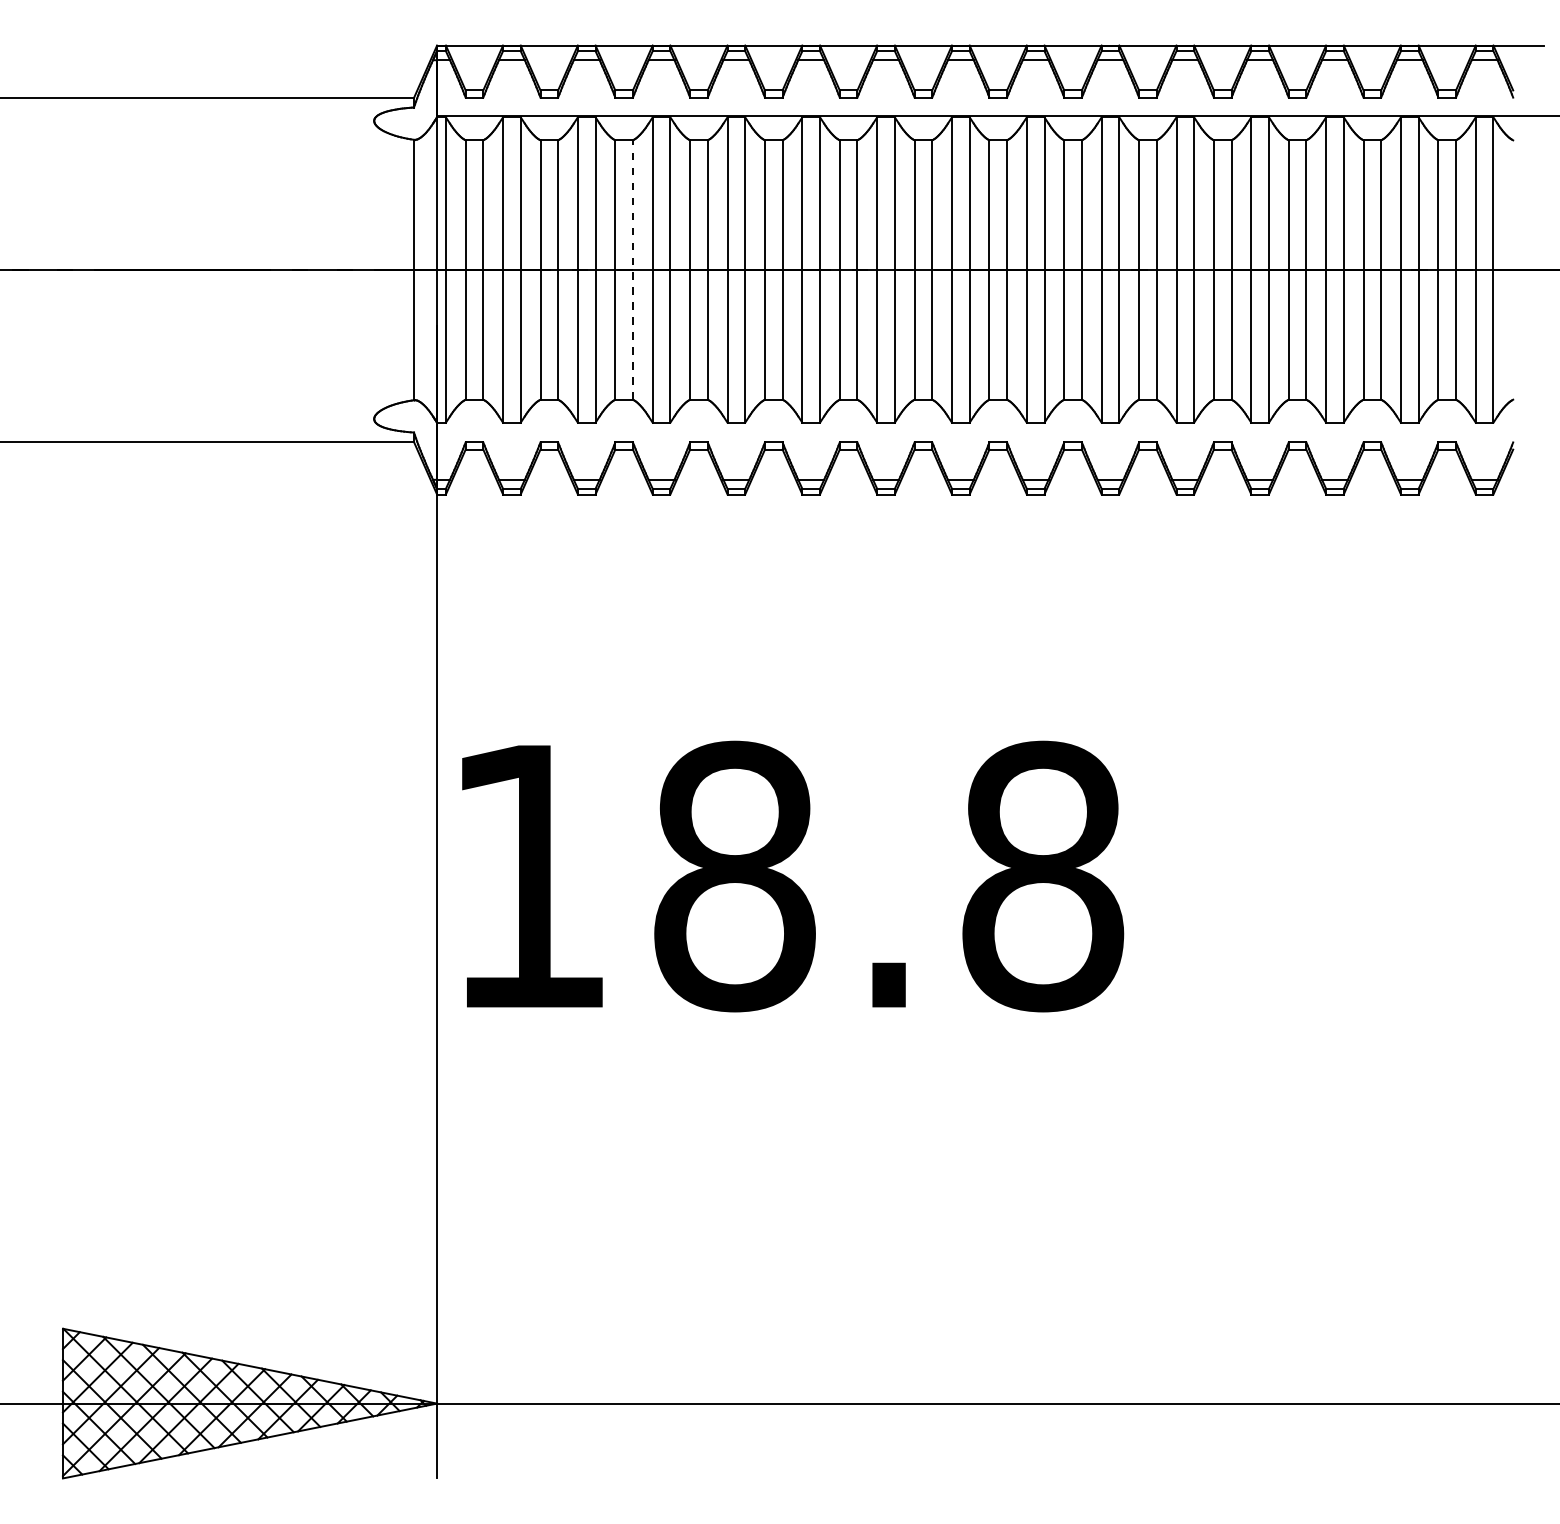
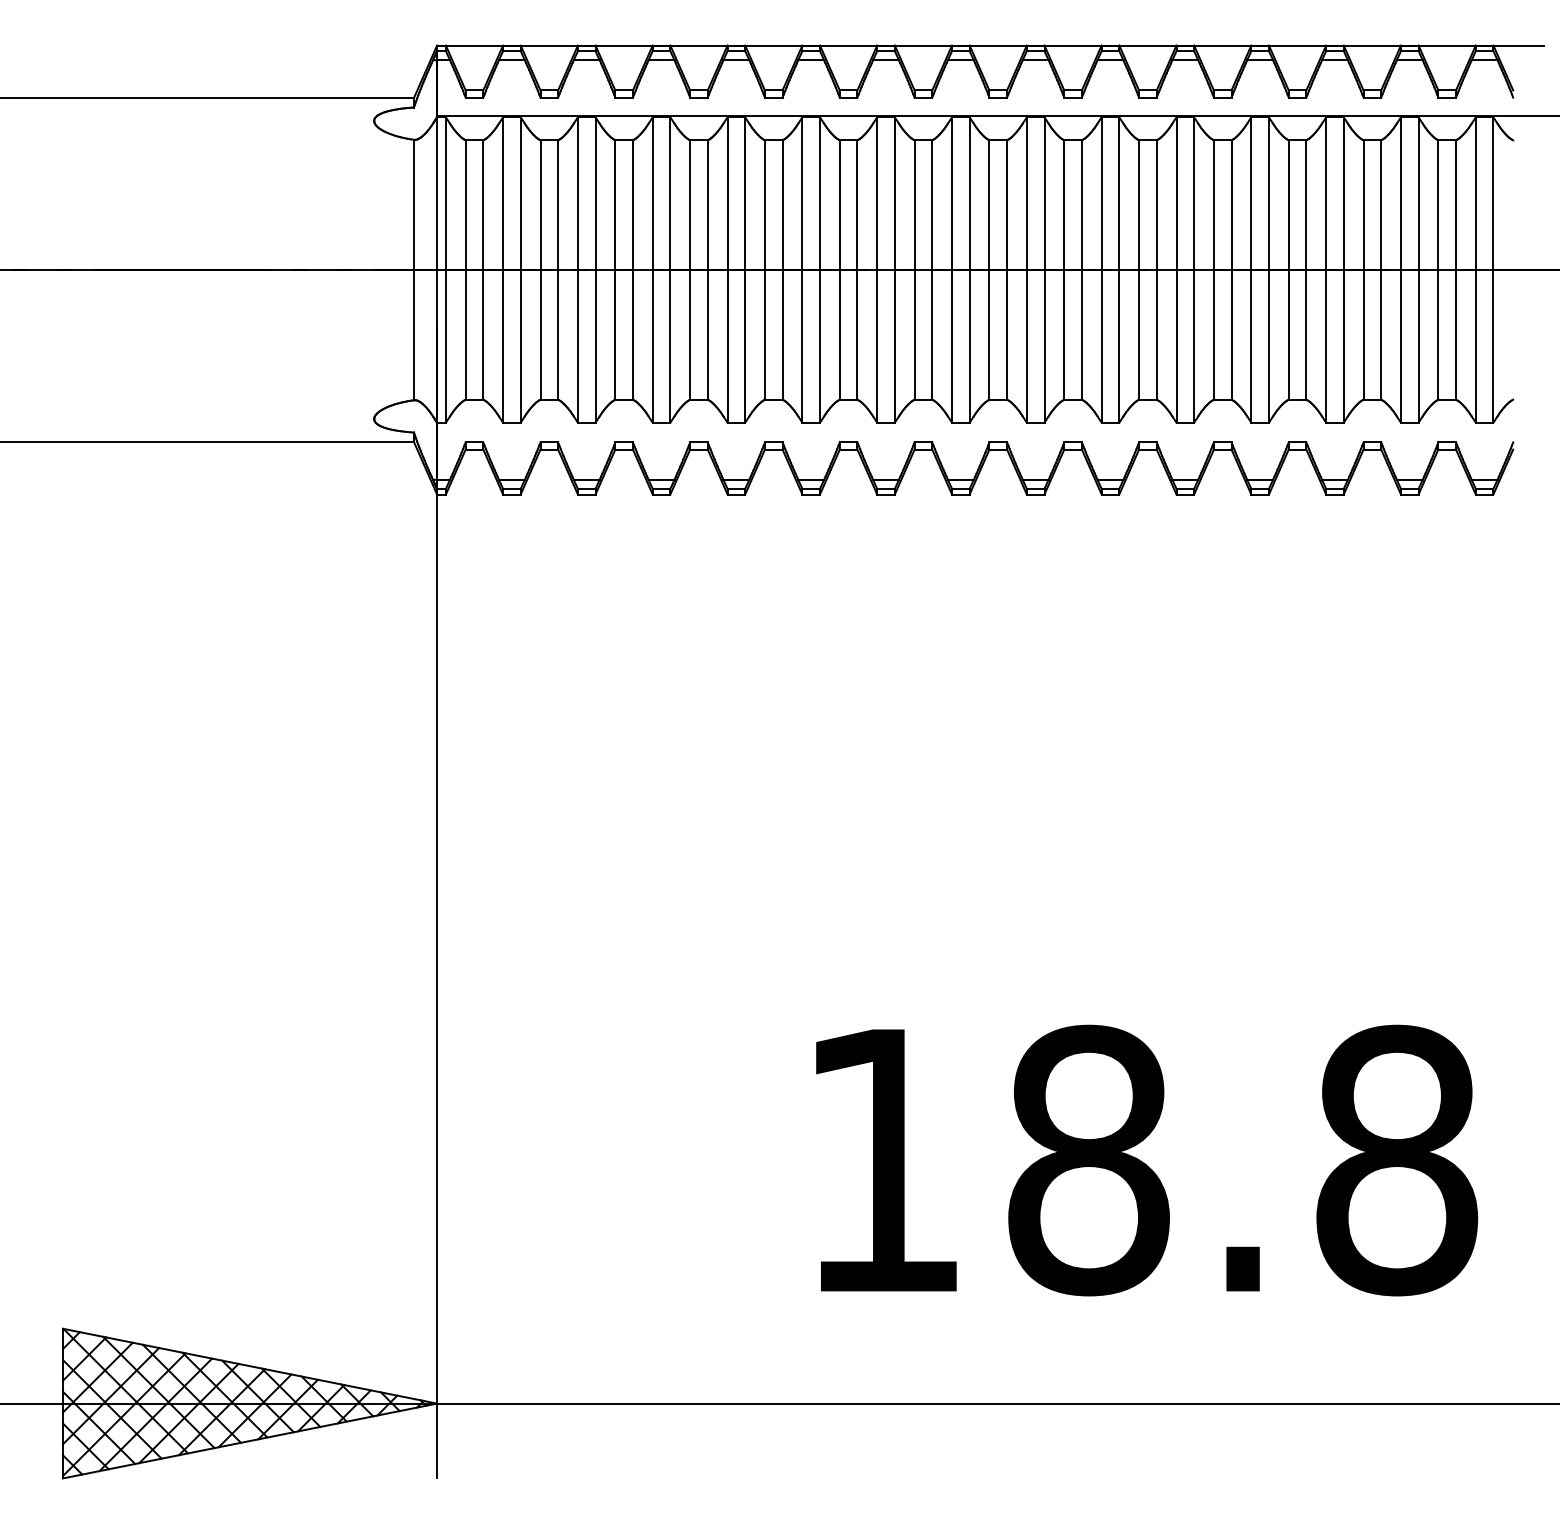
line: dashed -> solid (632, 270)
text position: (793, 876) -> (1147, 1160) (1147, 1160)
